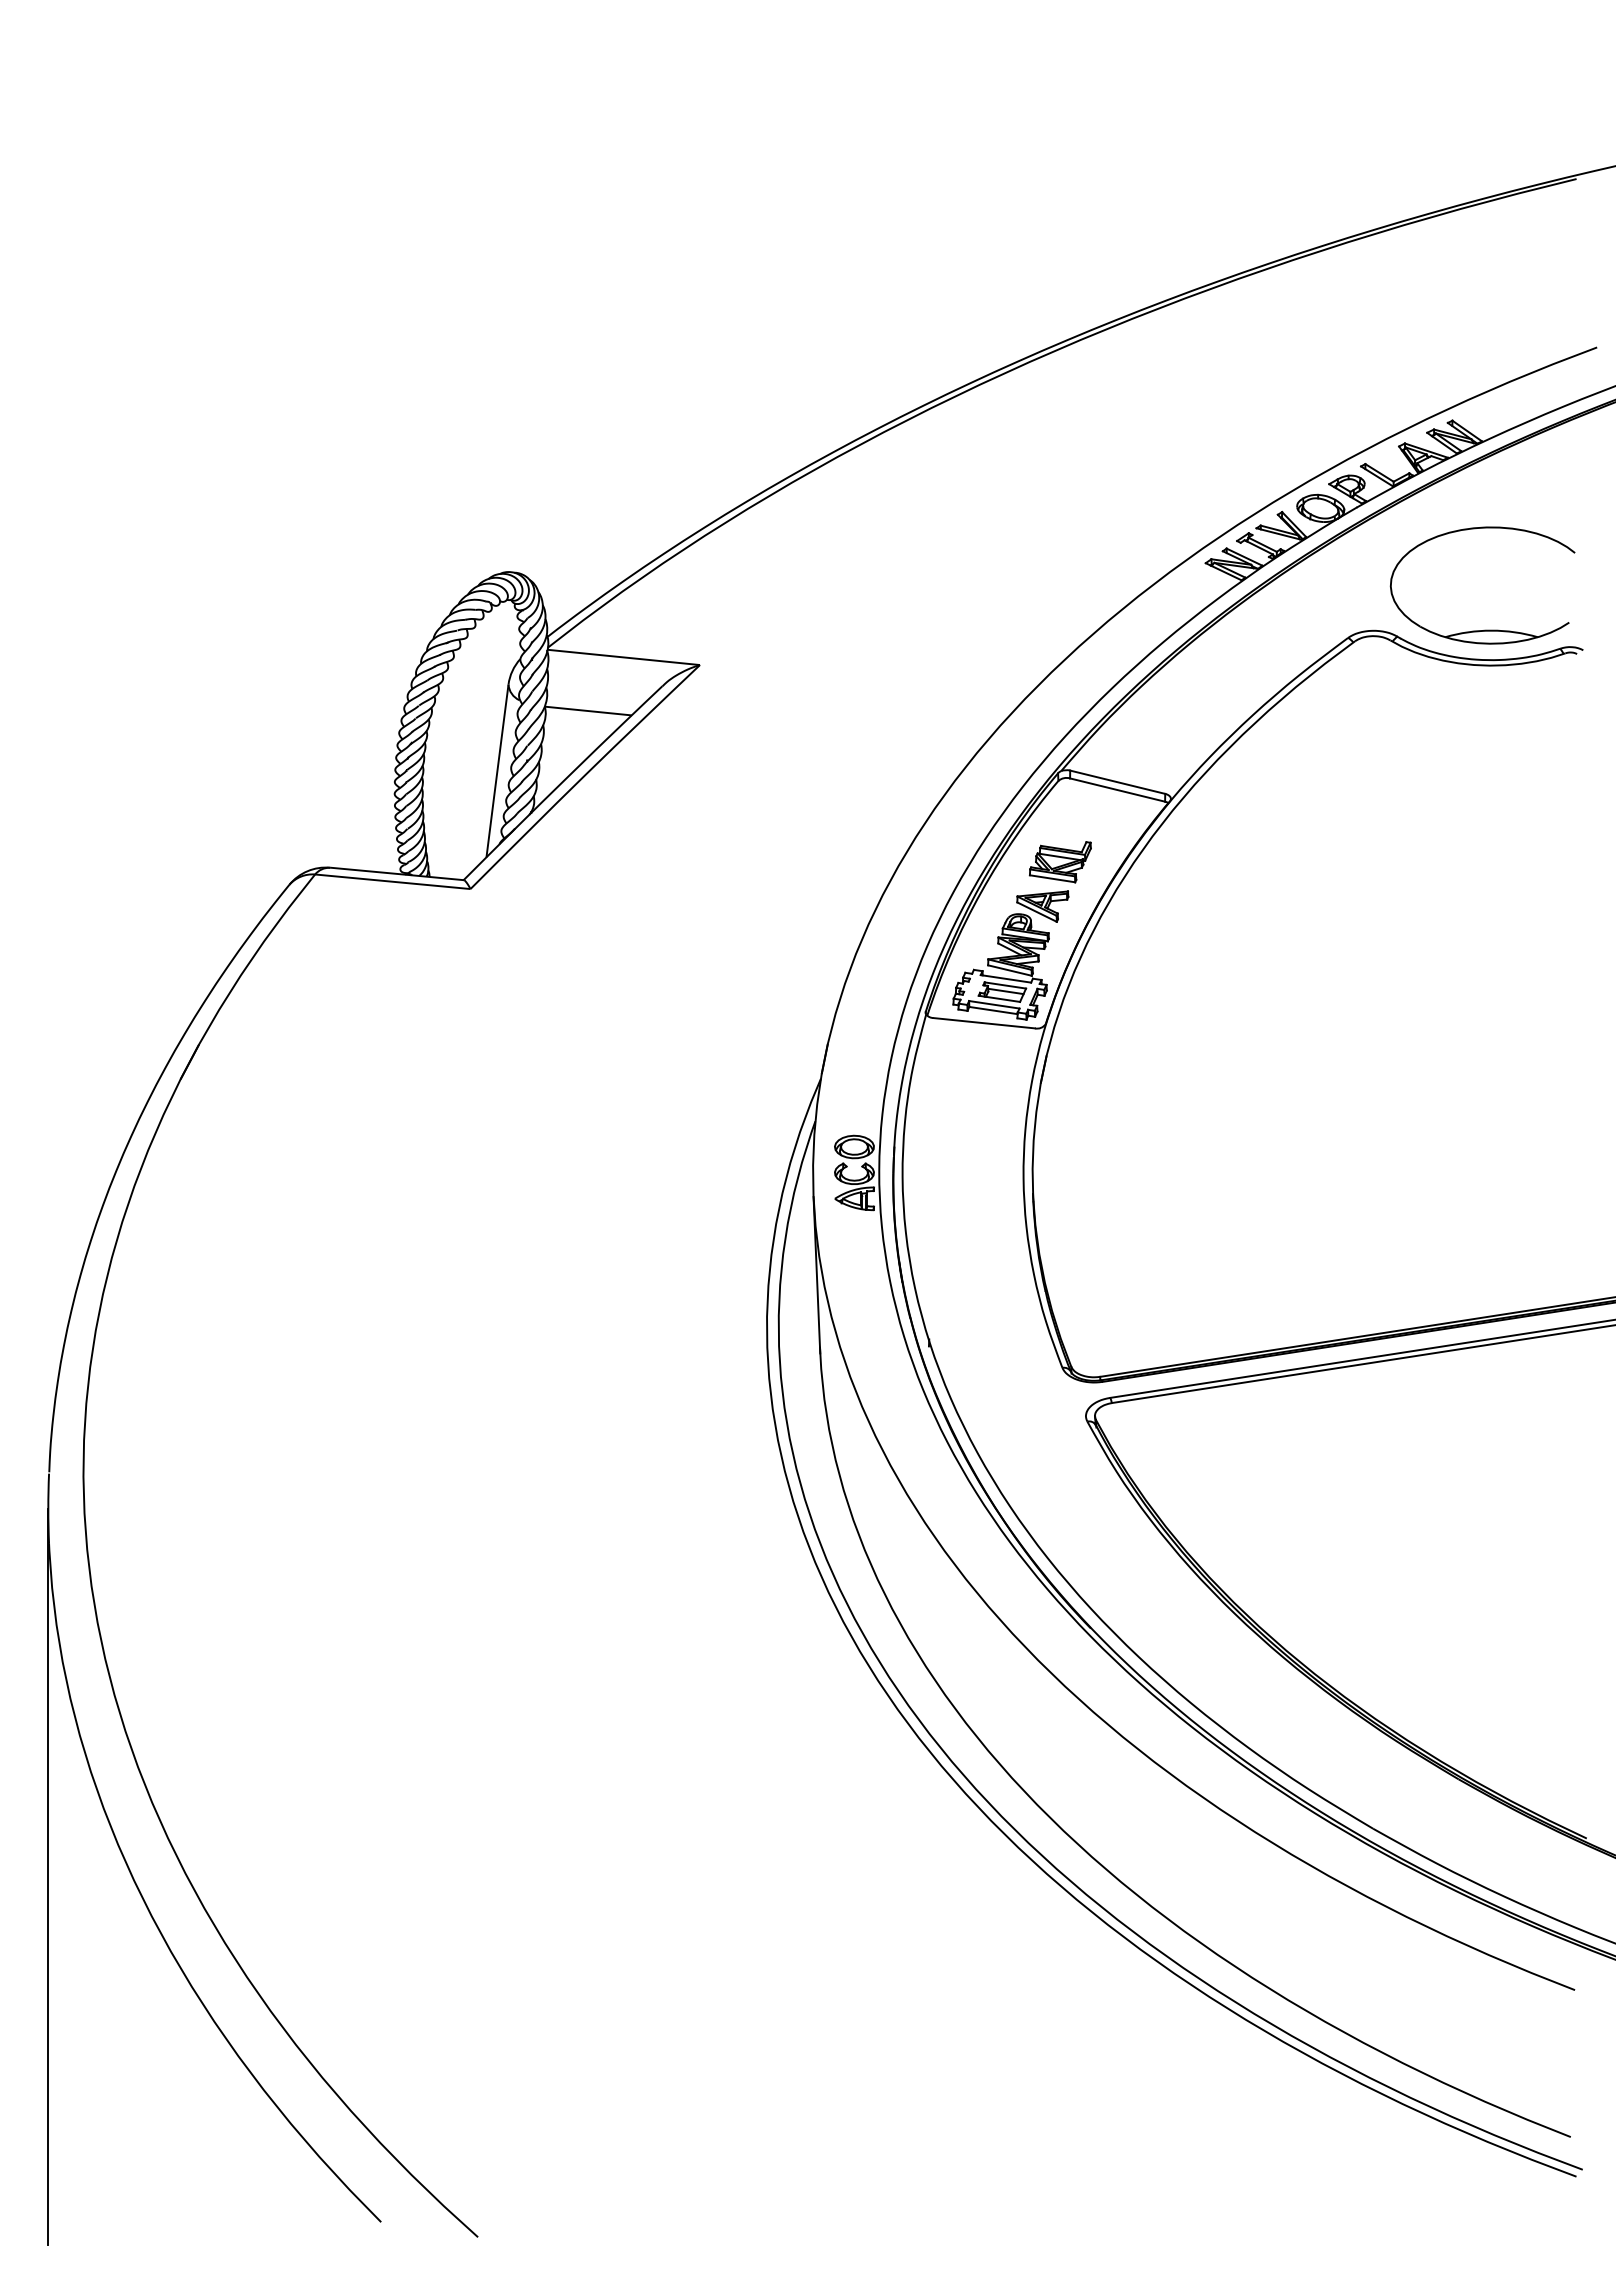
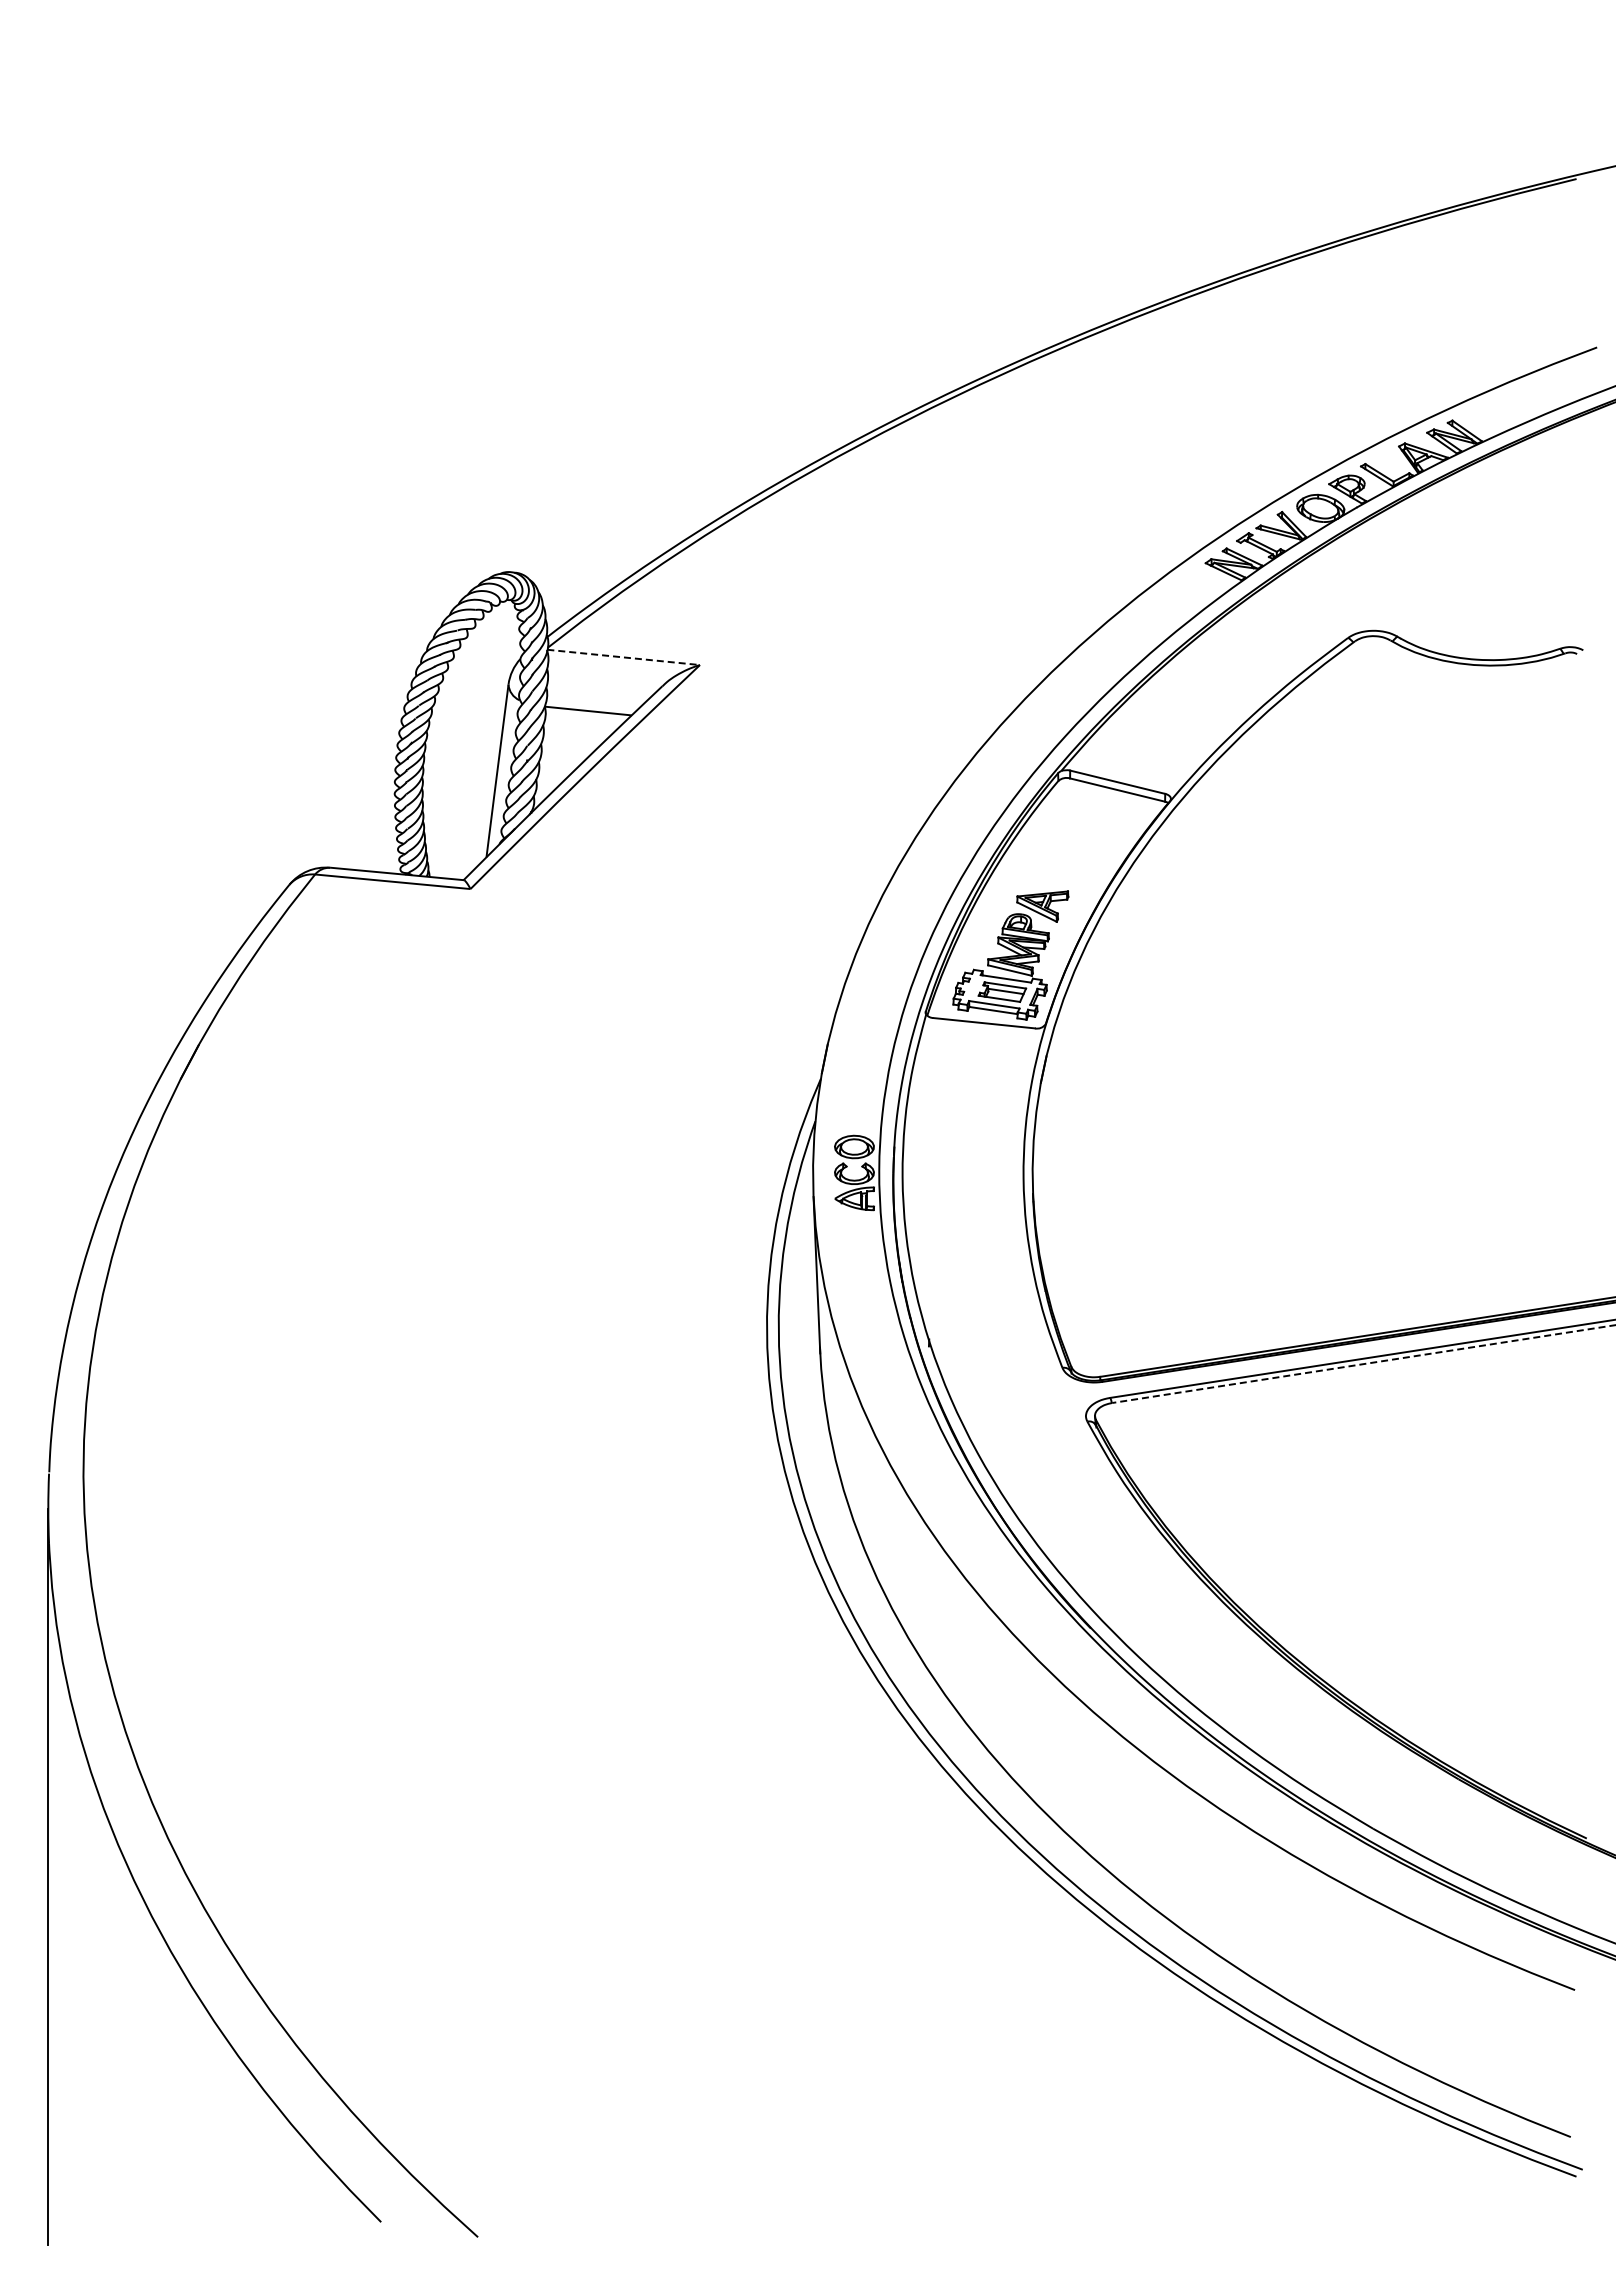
part: present -> none (1484, 629)
line: solid -> dashed (623, 657)
part: present -> none (1059, 862)
line: solid -> dashed (1363, 1364)
